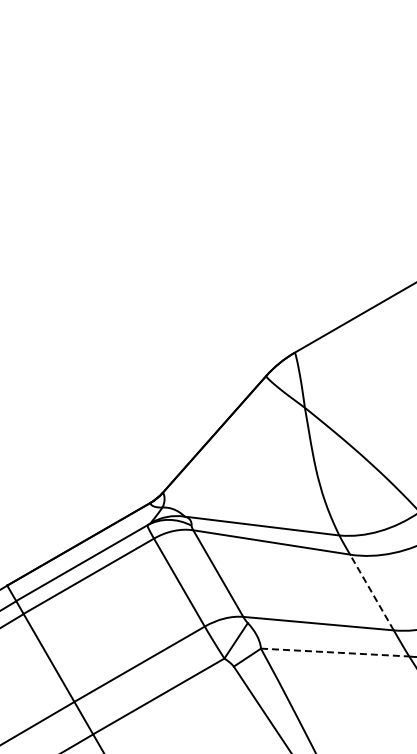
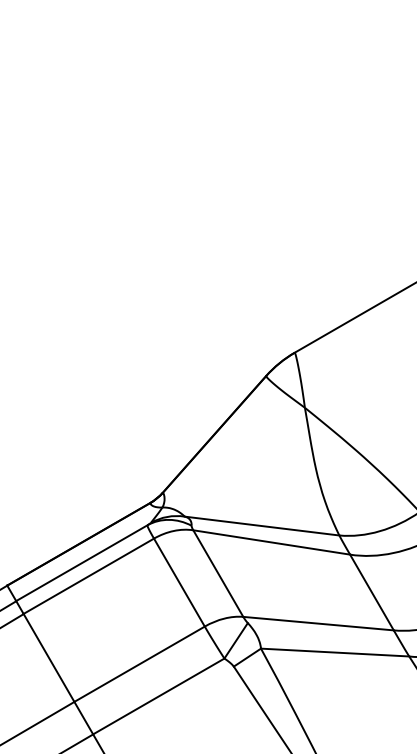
line: dashed -> solid (371, 592)
line: dashed -> solid (335, 652)
